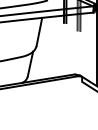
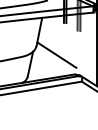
line: none -> present (56, 54)
line: none -> present (42, 87)
